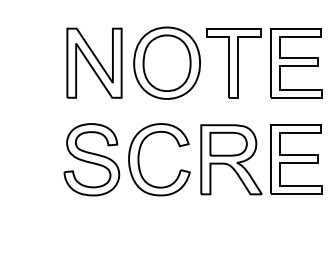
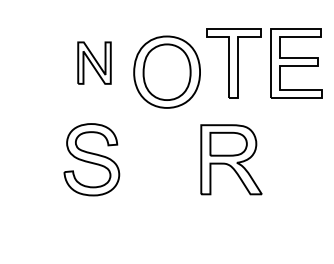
part size: 57x72 px -> 35x44 px (94, 62)
part position: (166, 62) -> (166, 71) (166, 71)
part: present -> none (139, 159)
part: present -> none (296, 159)
